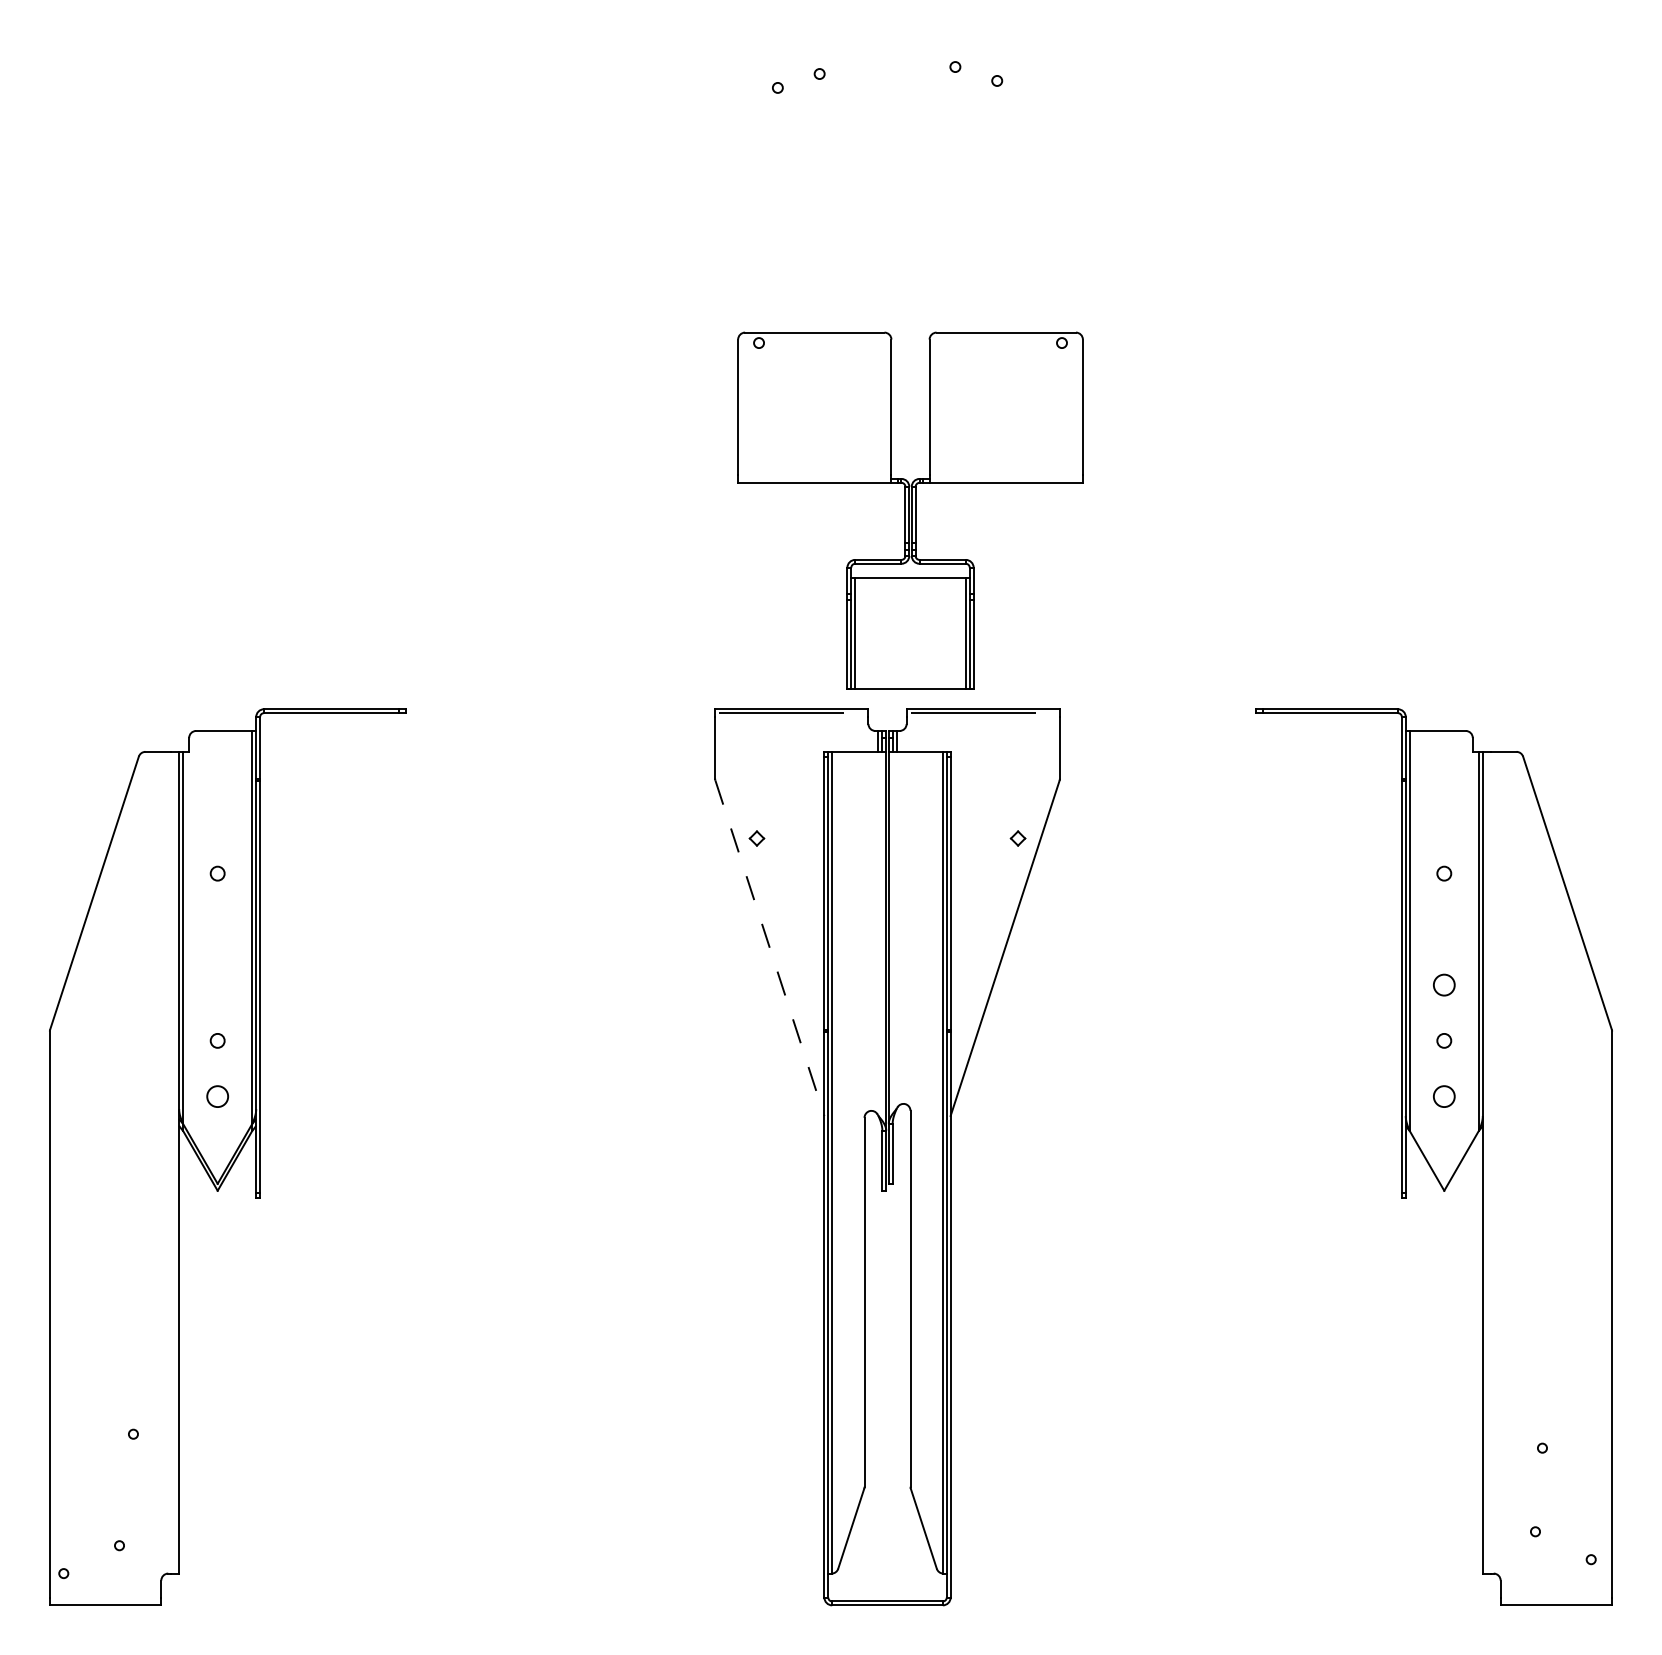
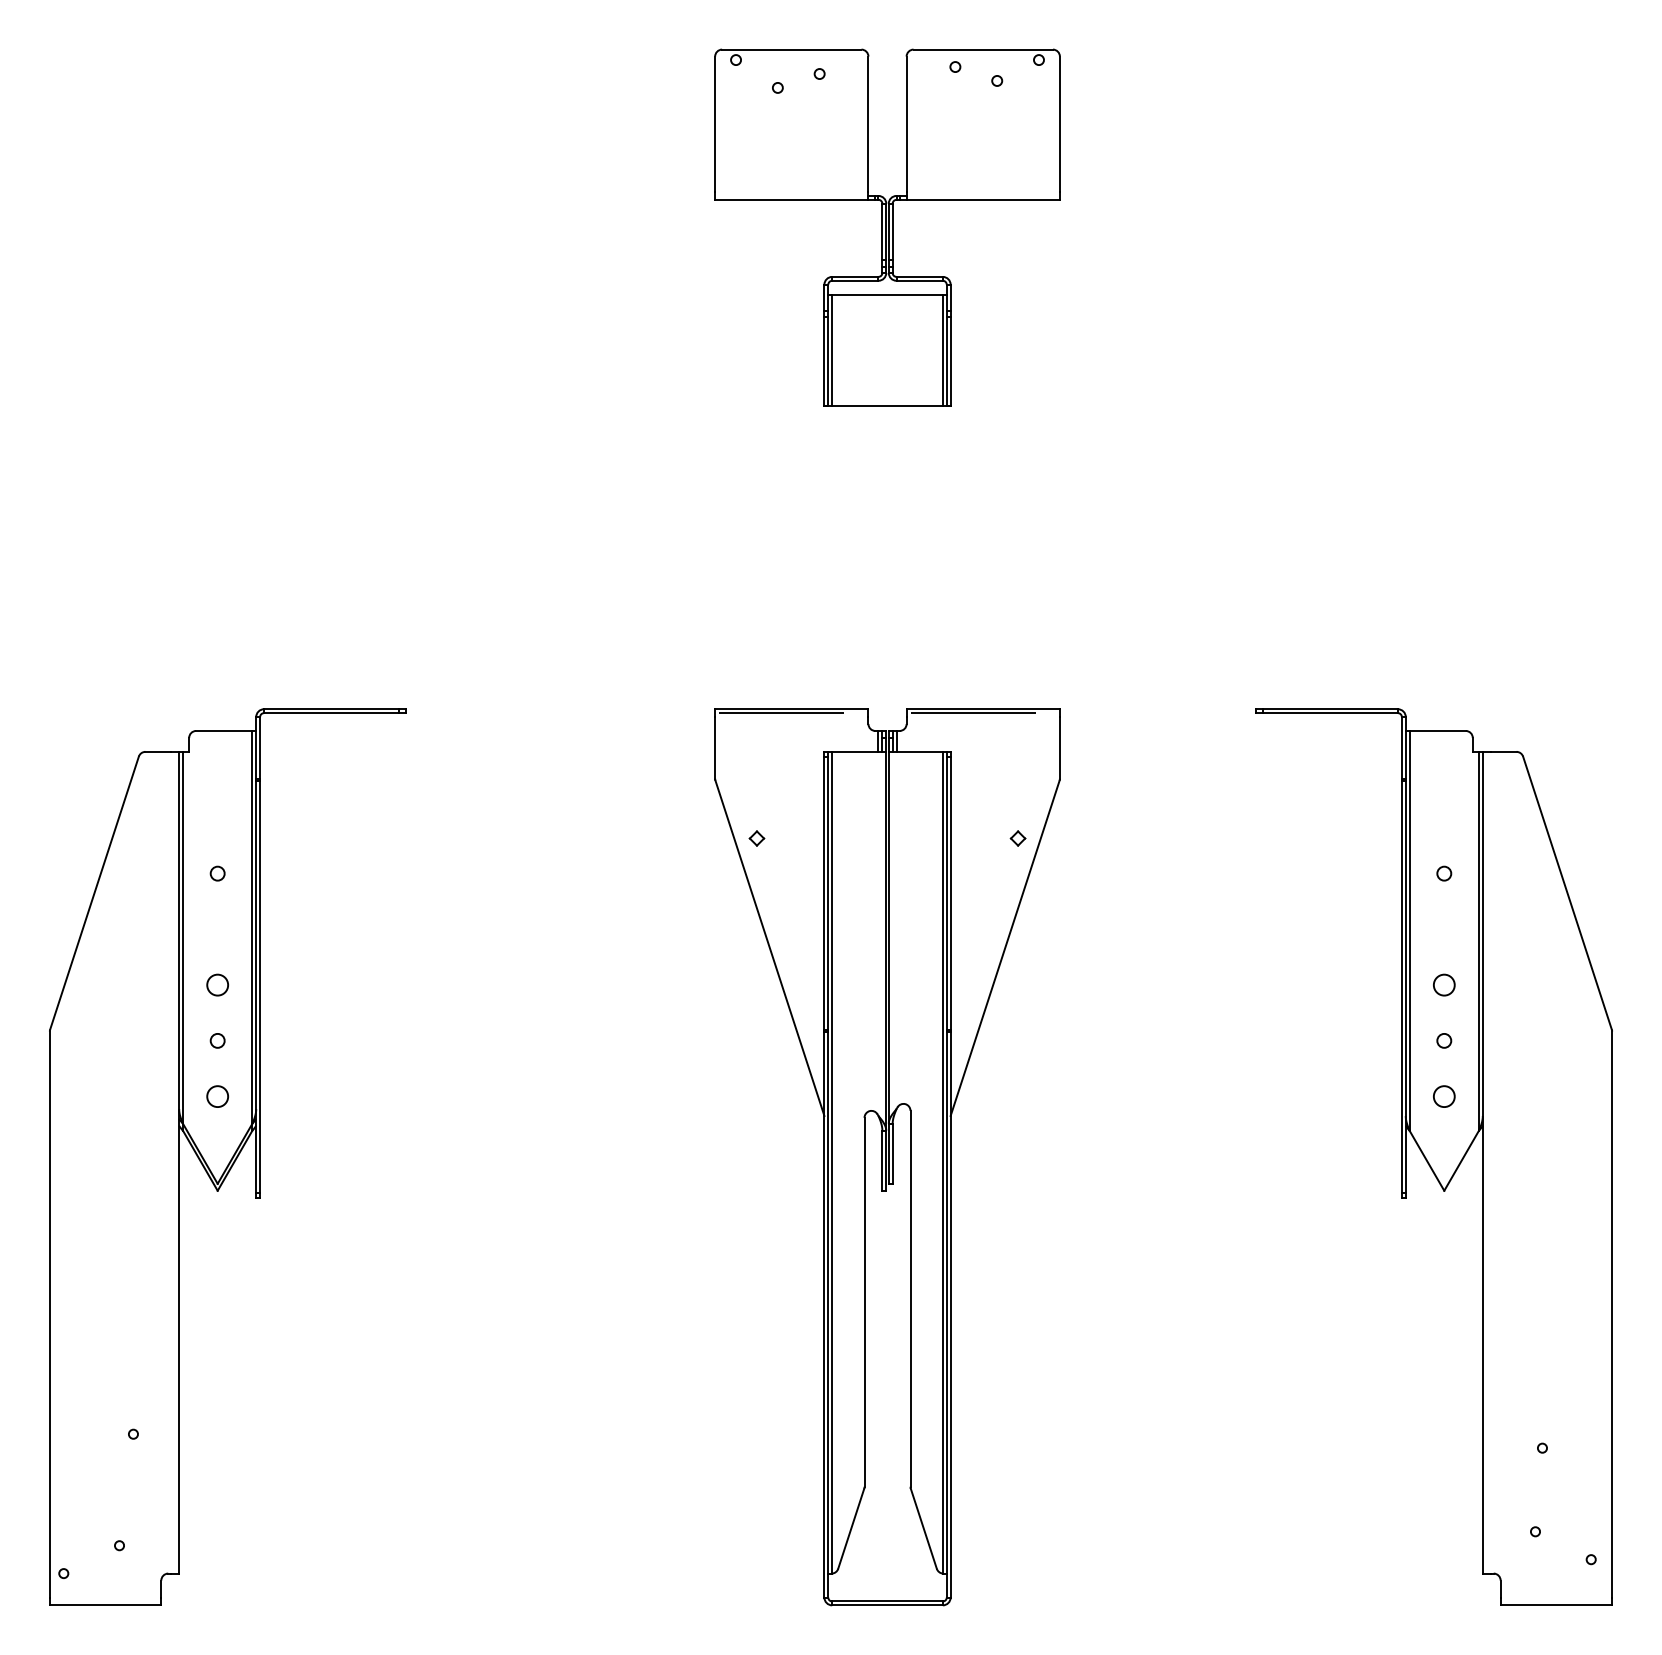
part position: (910, 510) -> (887, 227) (887, 227)
line: dashed -> solid (770, 948)
circle: none -> present (217, 984)
